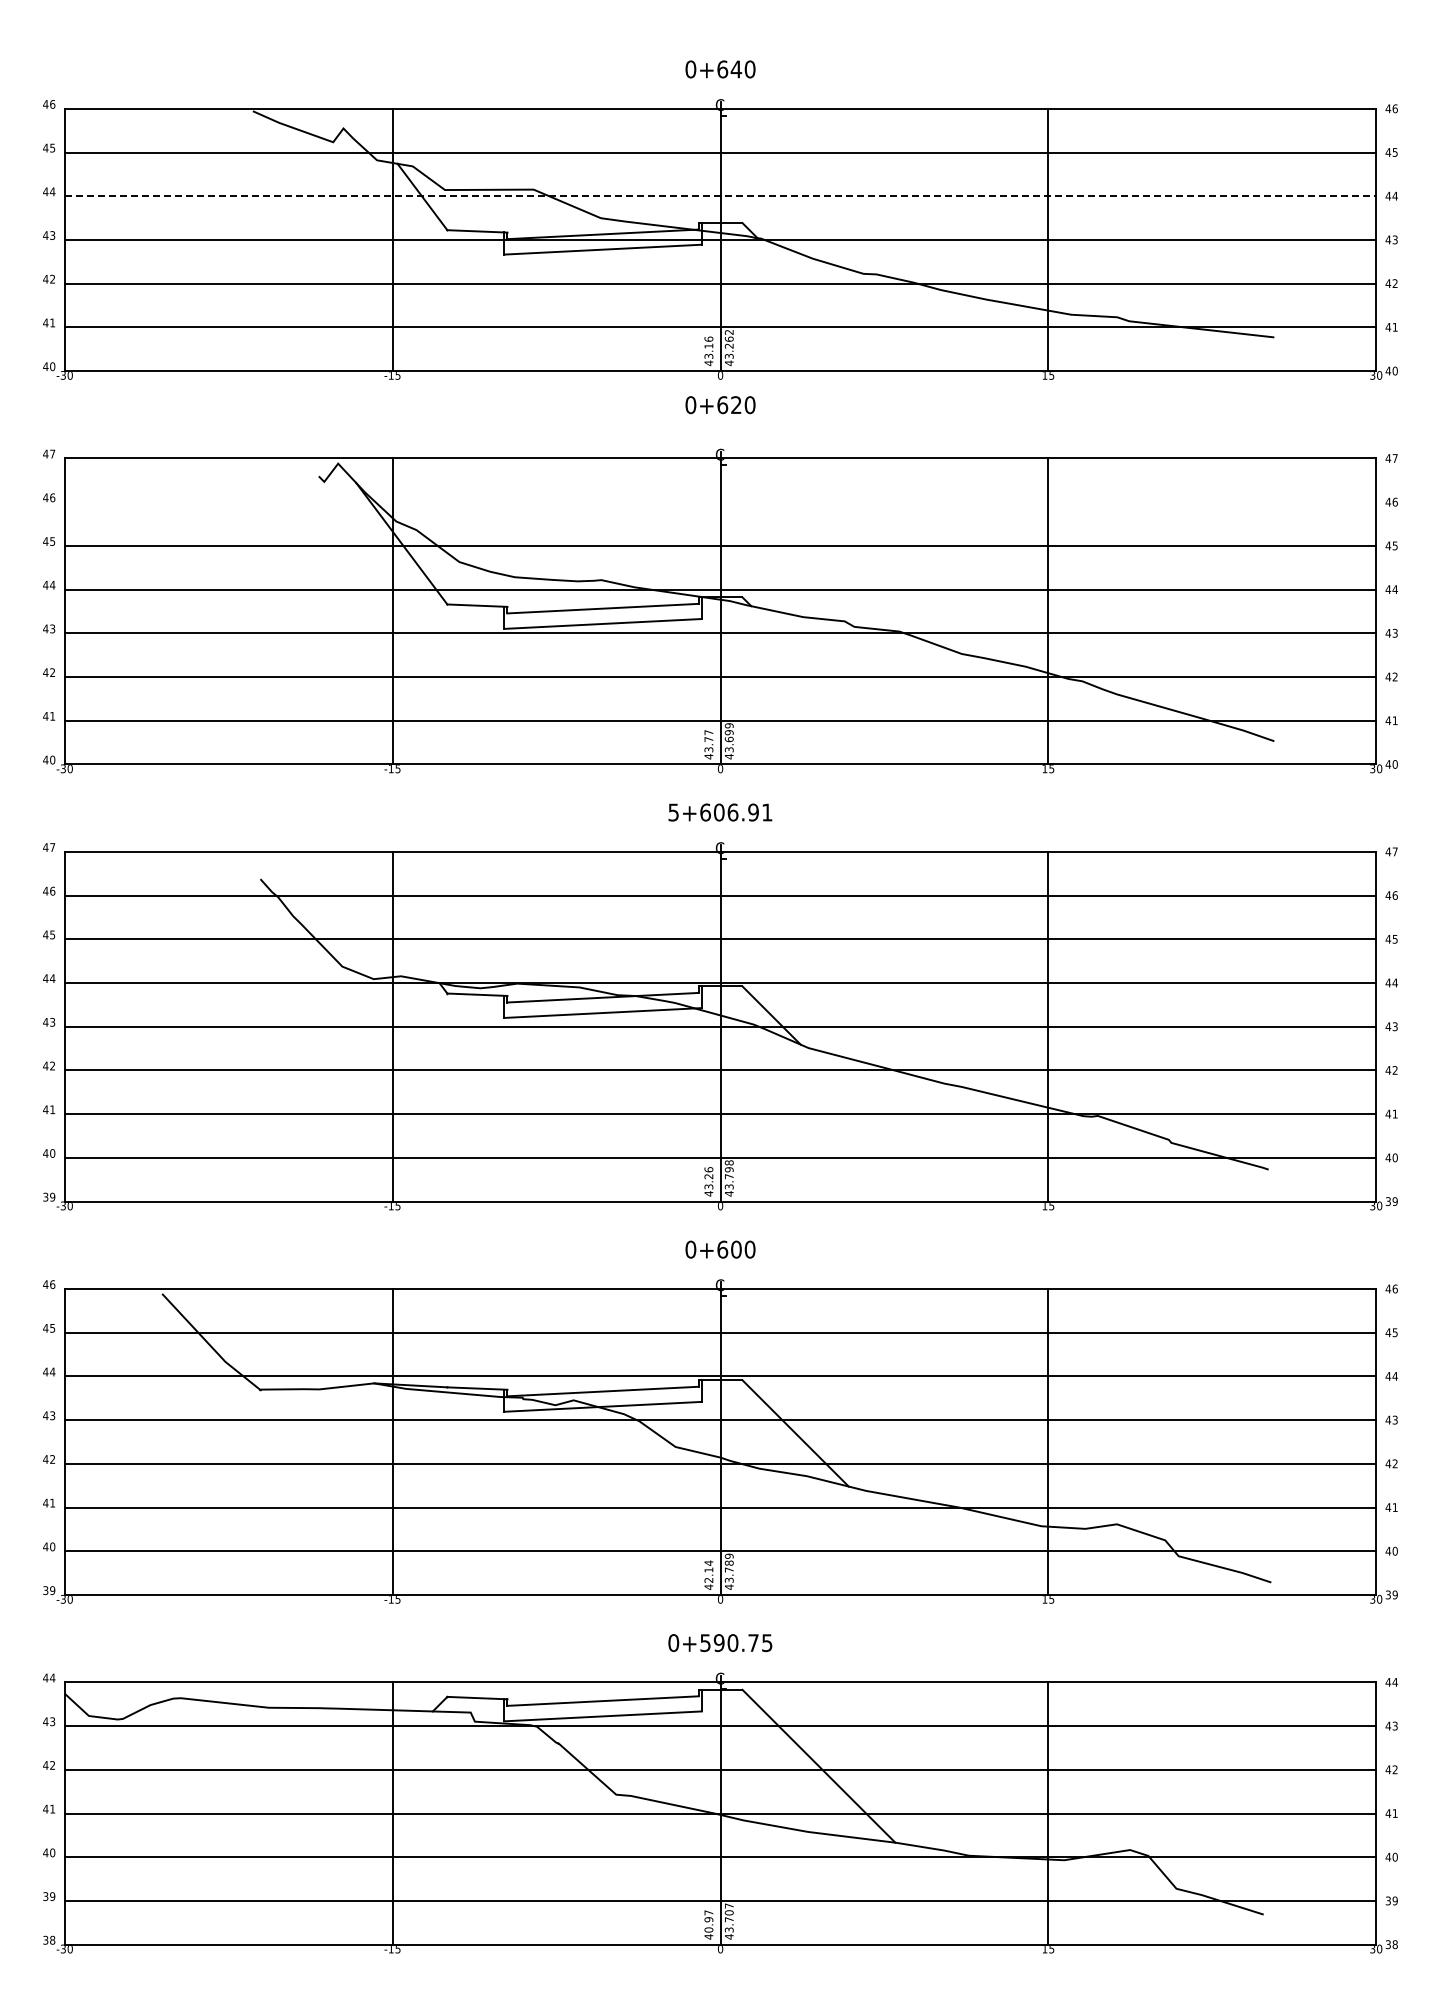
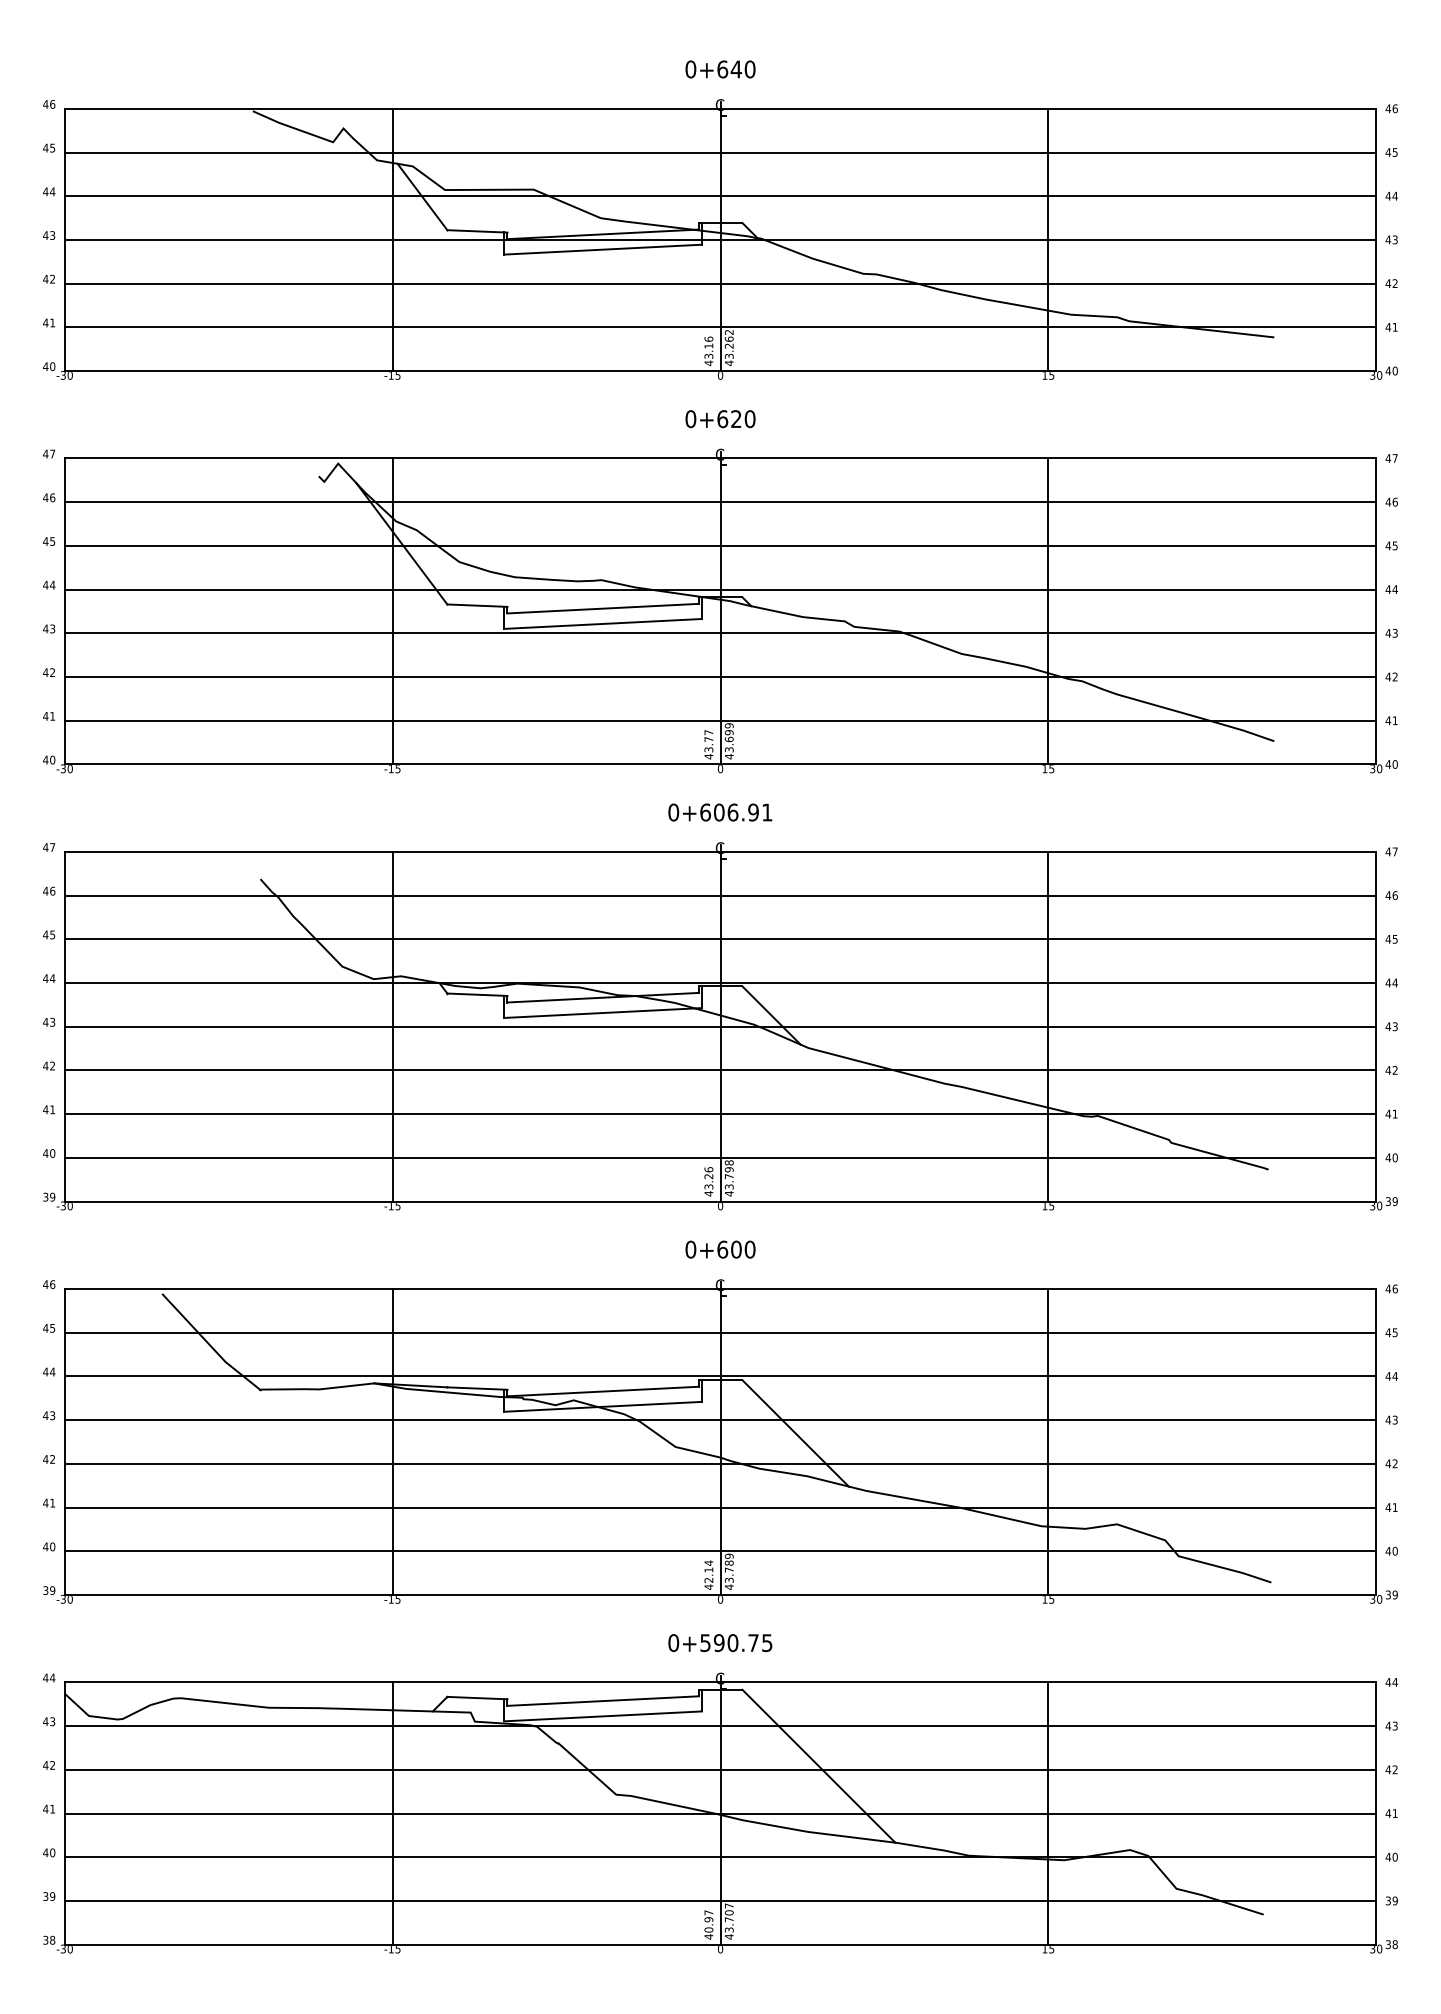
line: dashed -> solid (720, 196)
text position: (720, 405) -> (720, 419) (720, 419)
line: none -> present (720, 502)
text: 5+606.91 -> 0+606.91 (673, 812)
